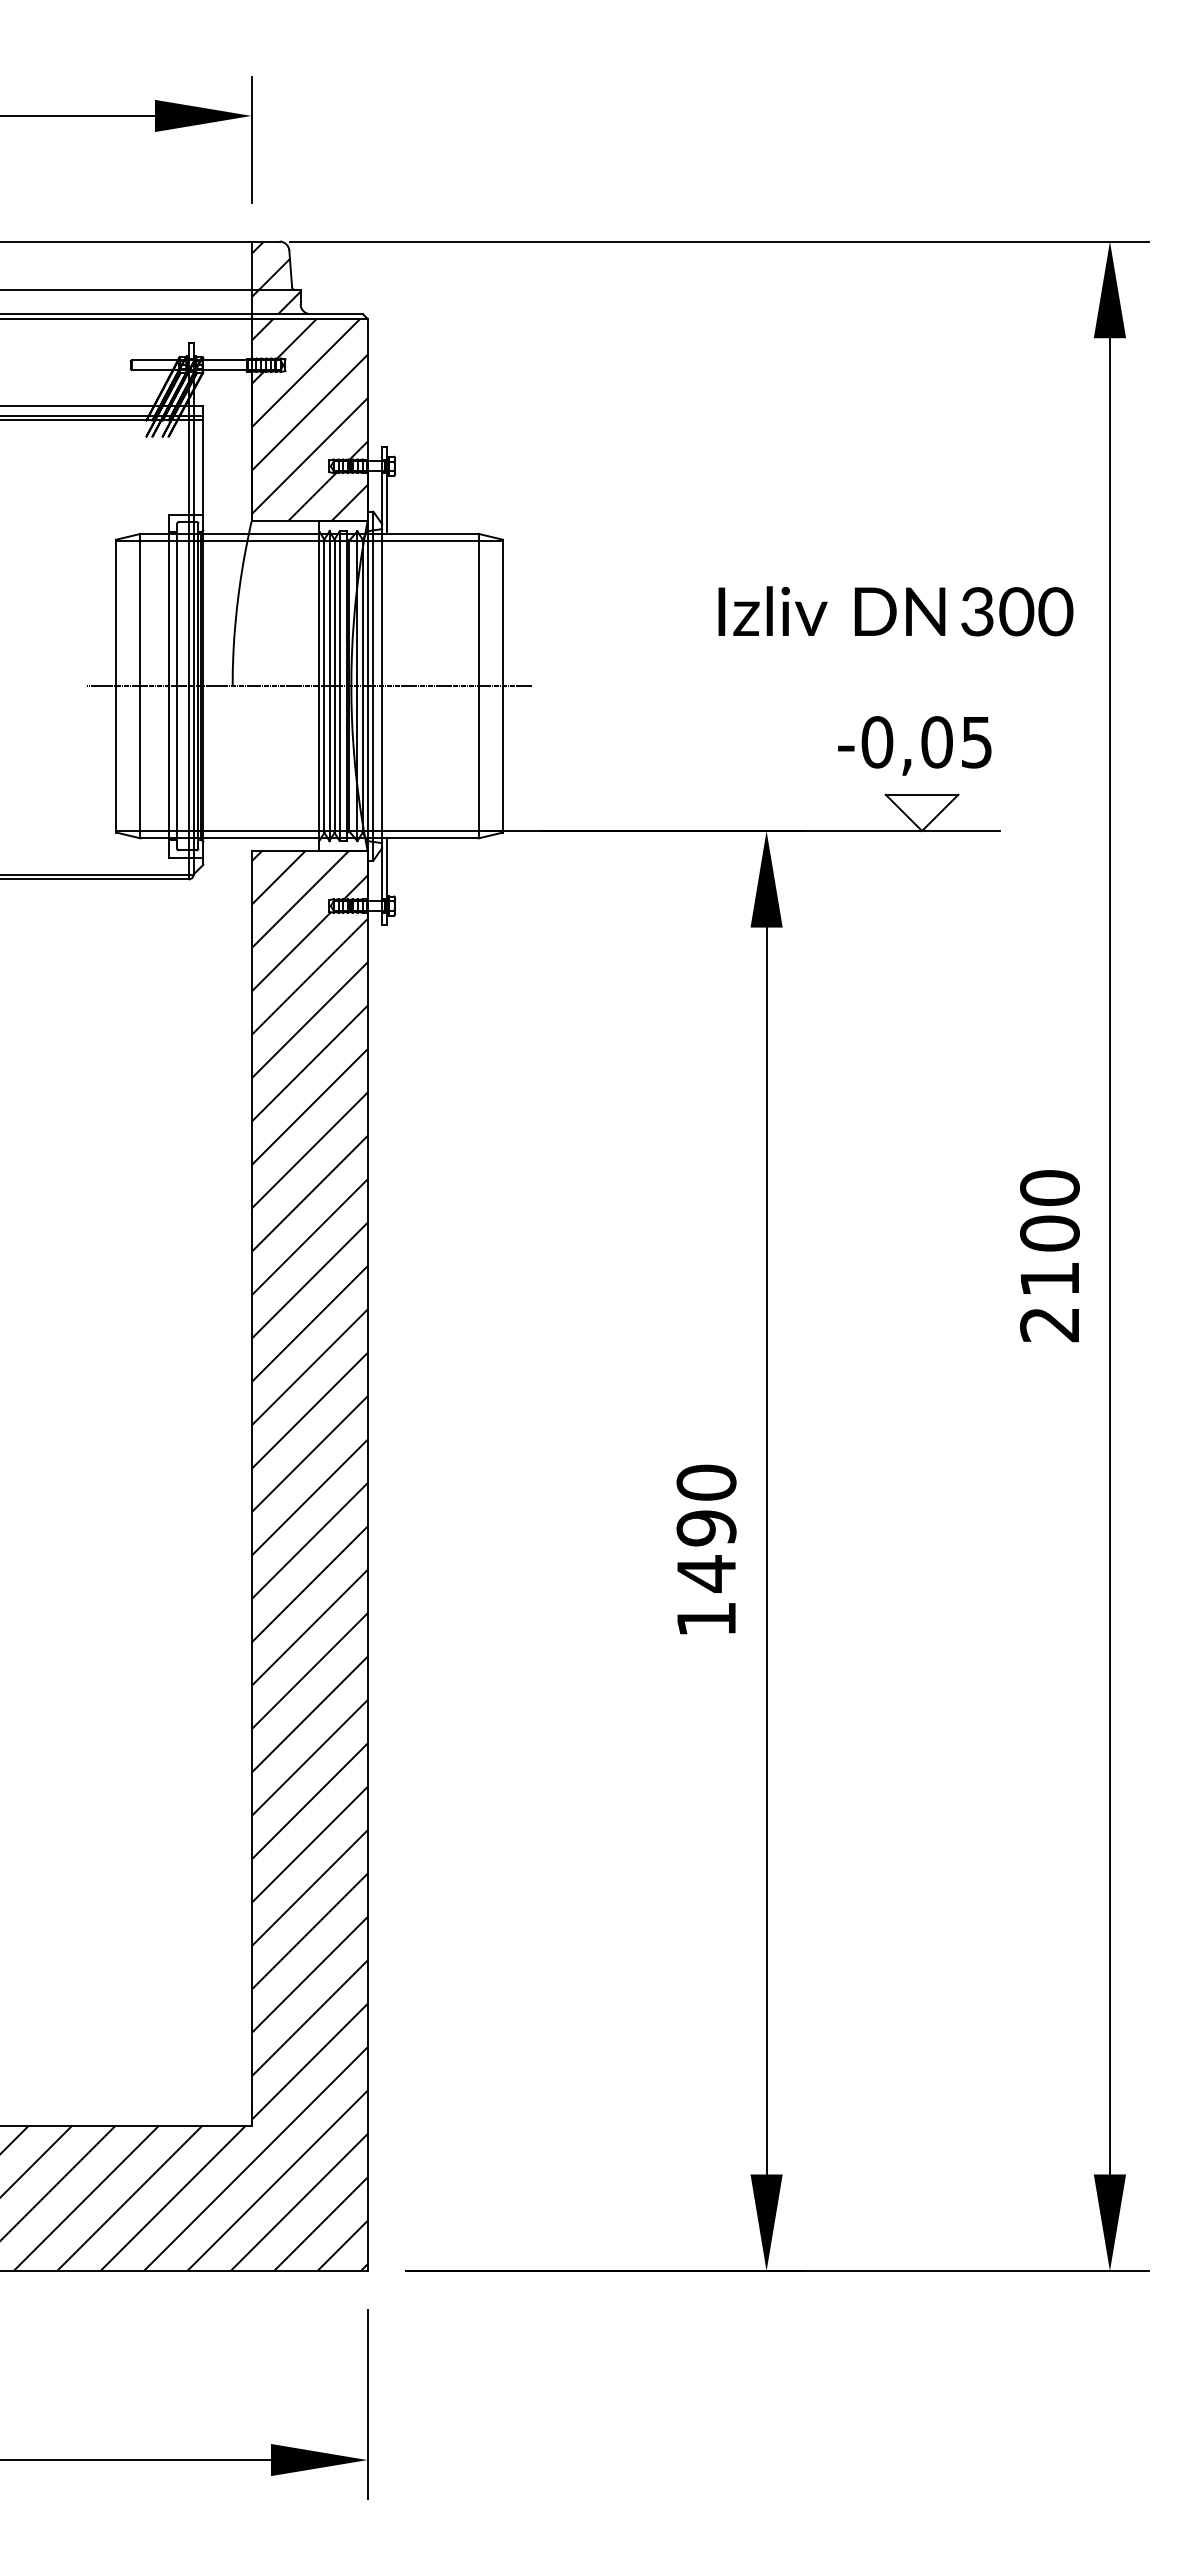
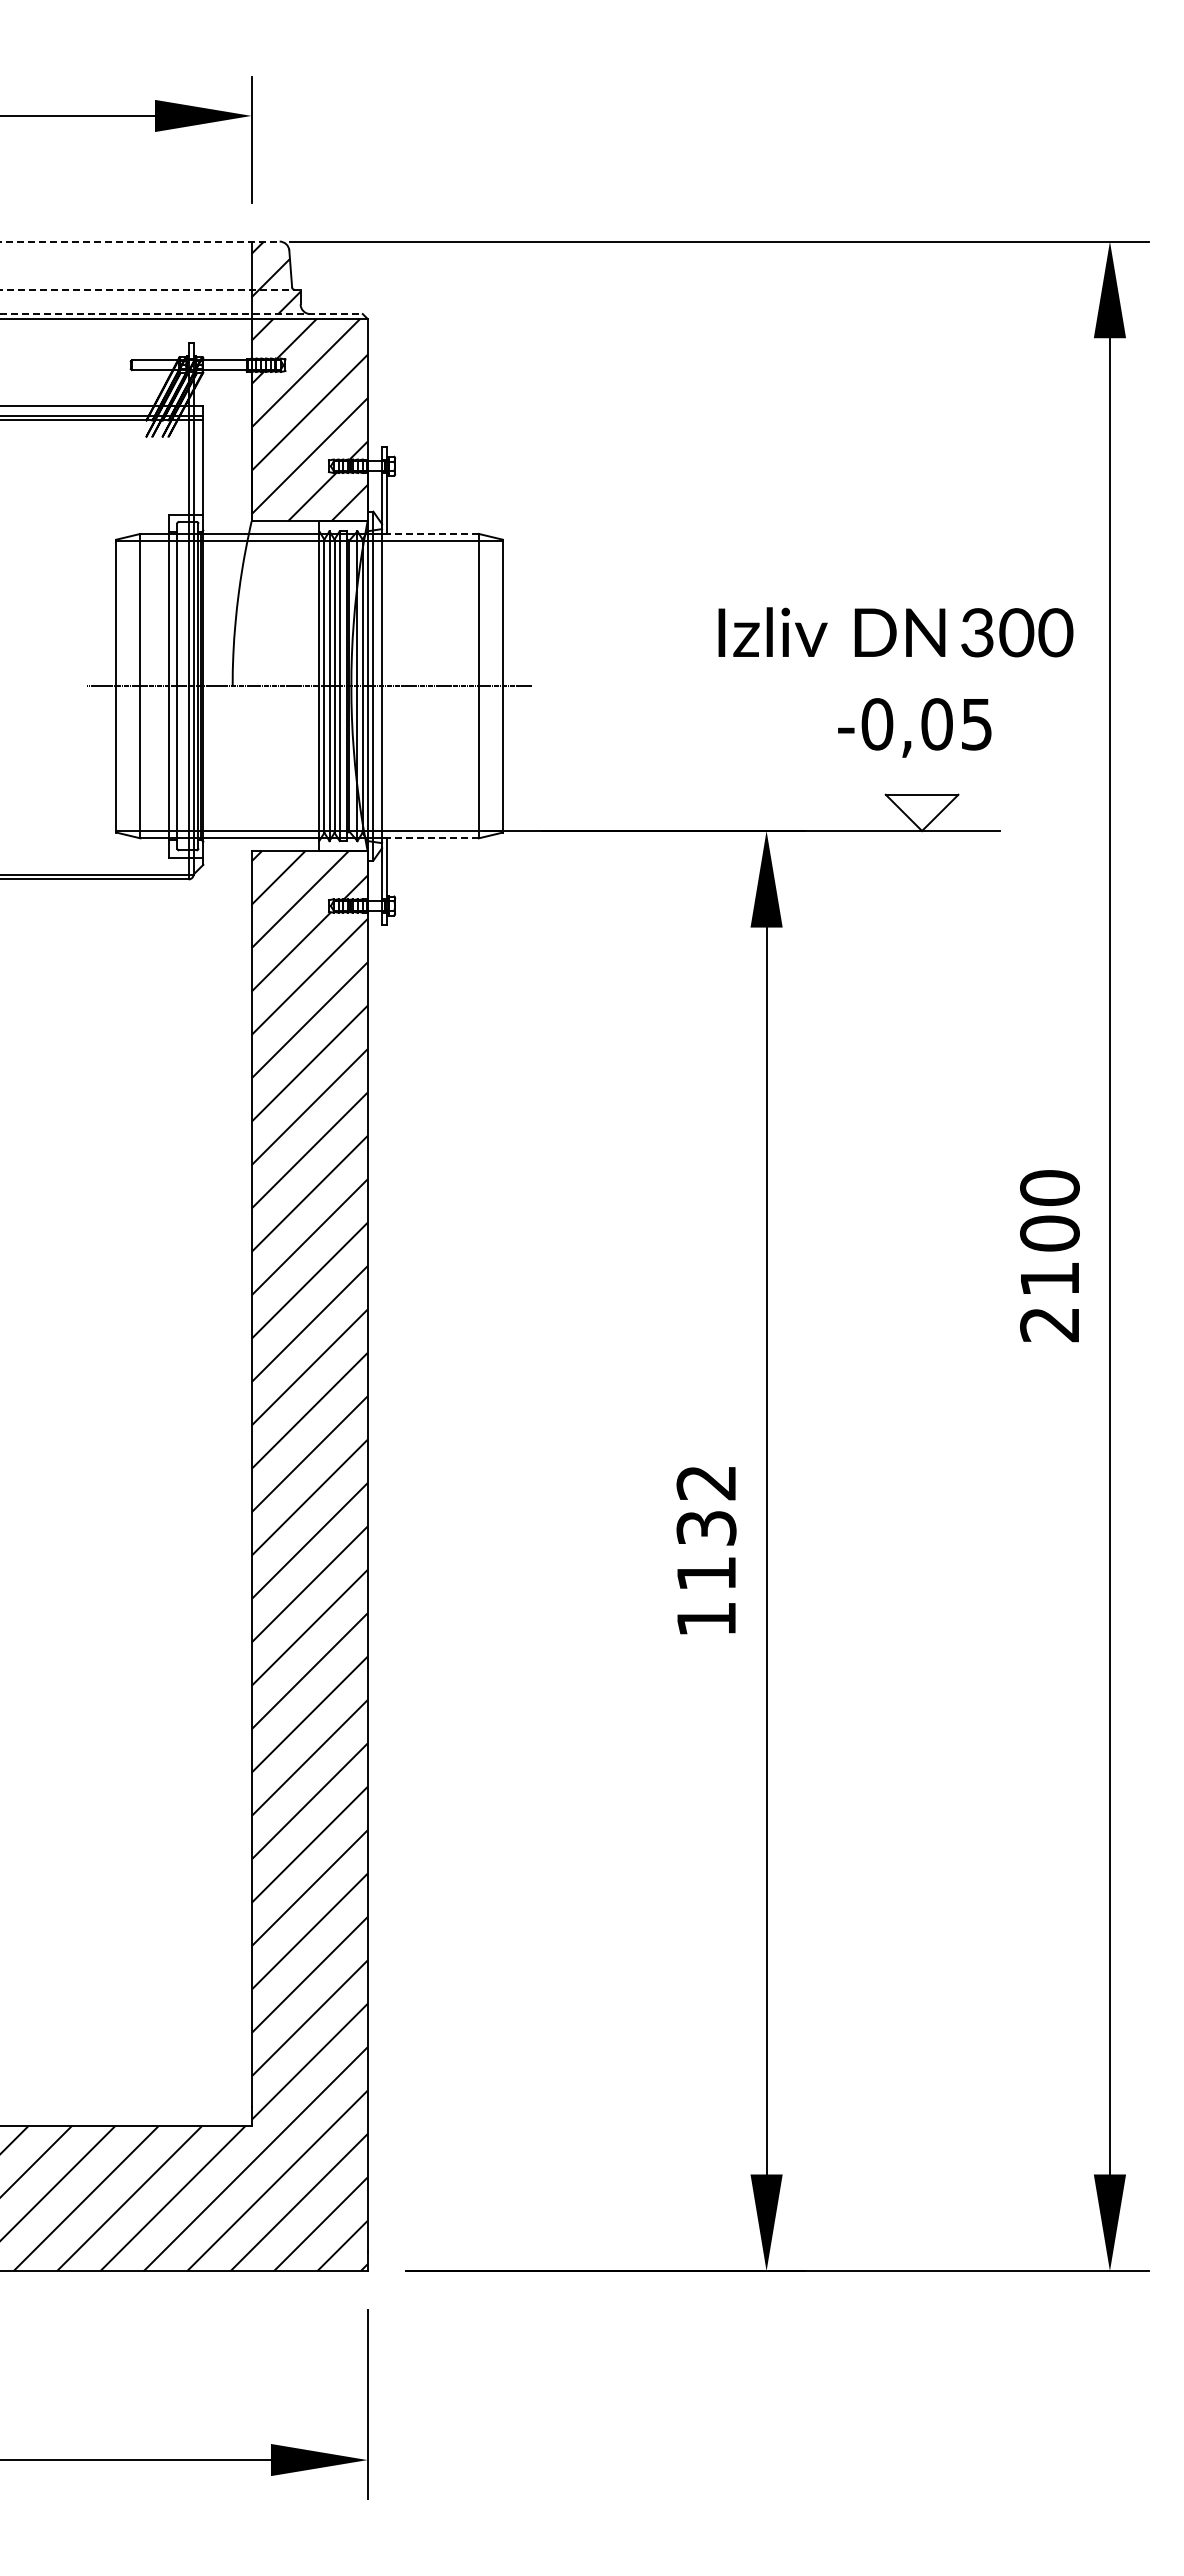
line: solid -> dashed (140, 241)
line: solid -> dashed (150, 289)
line: solid -> dashed (181, 314)
line: solid -> dashed (432, 533)
text position: (895, 611) -> (895, 632) (895, 632)
text position: (914, 745) -> (914, 727) (914, 727)
line: solid -> dashed (432, 838)
text: 1490 -> 1132 (706, 1528)
